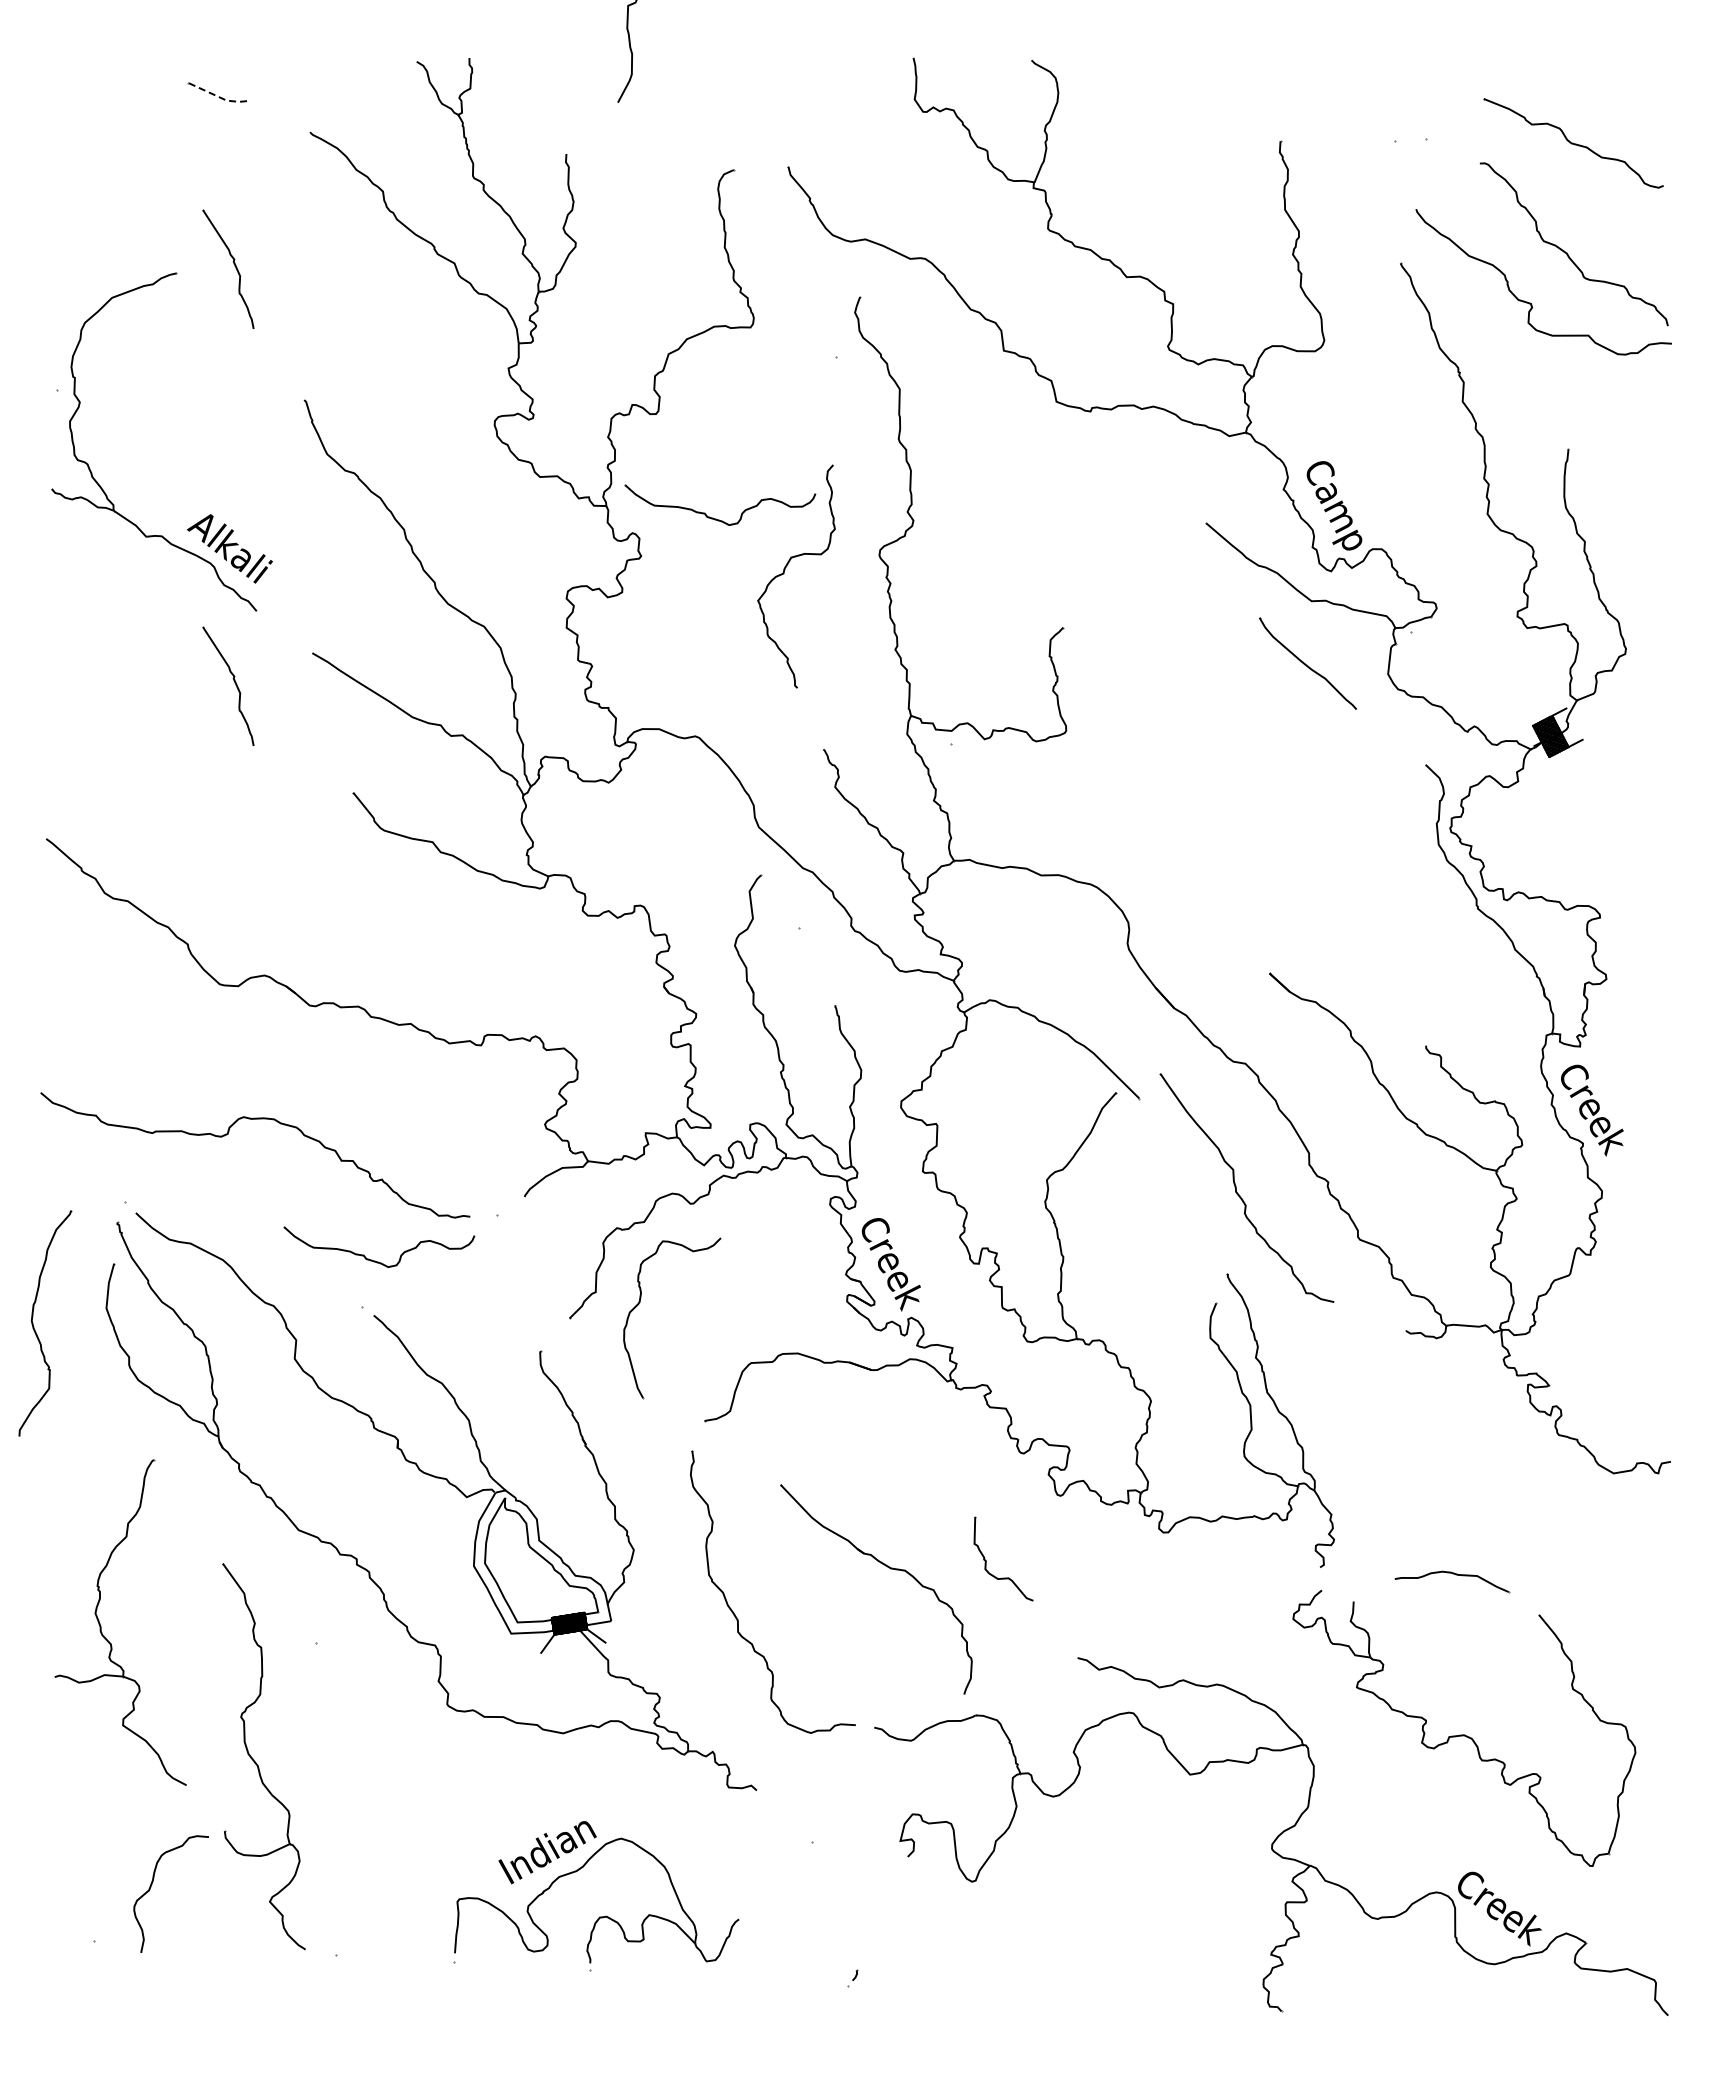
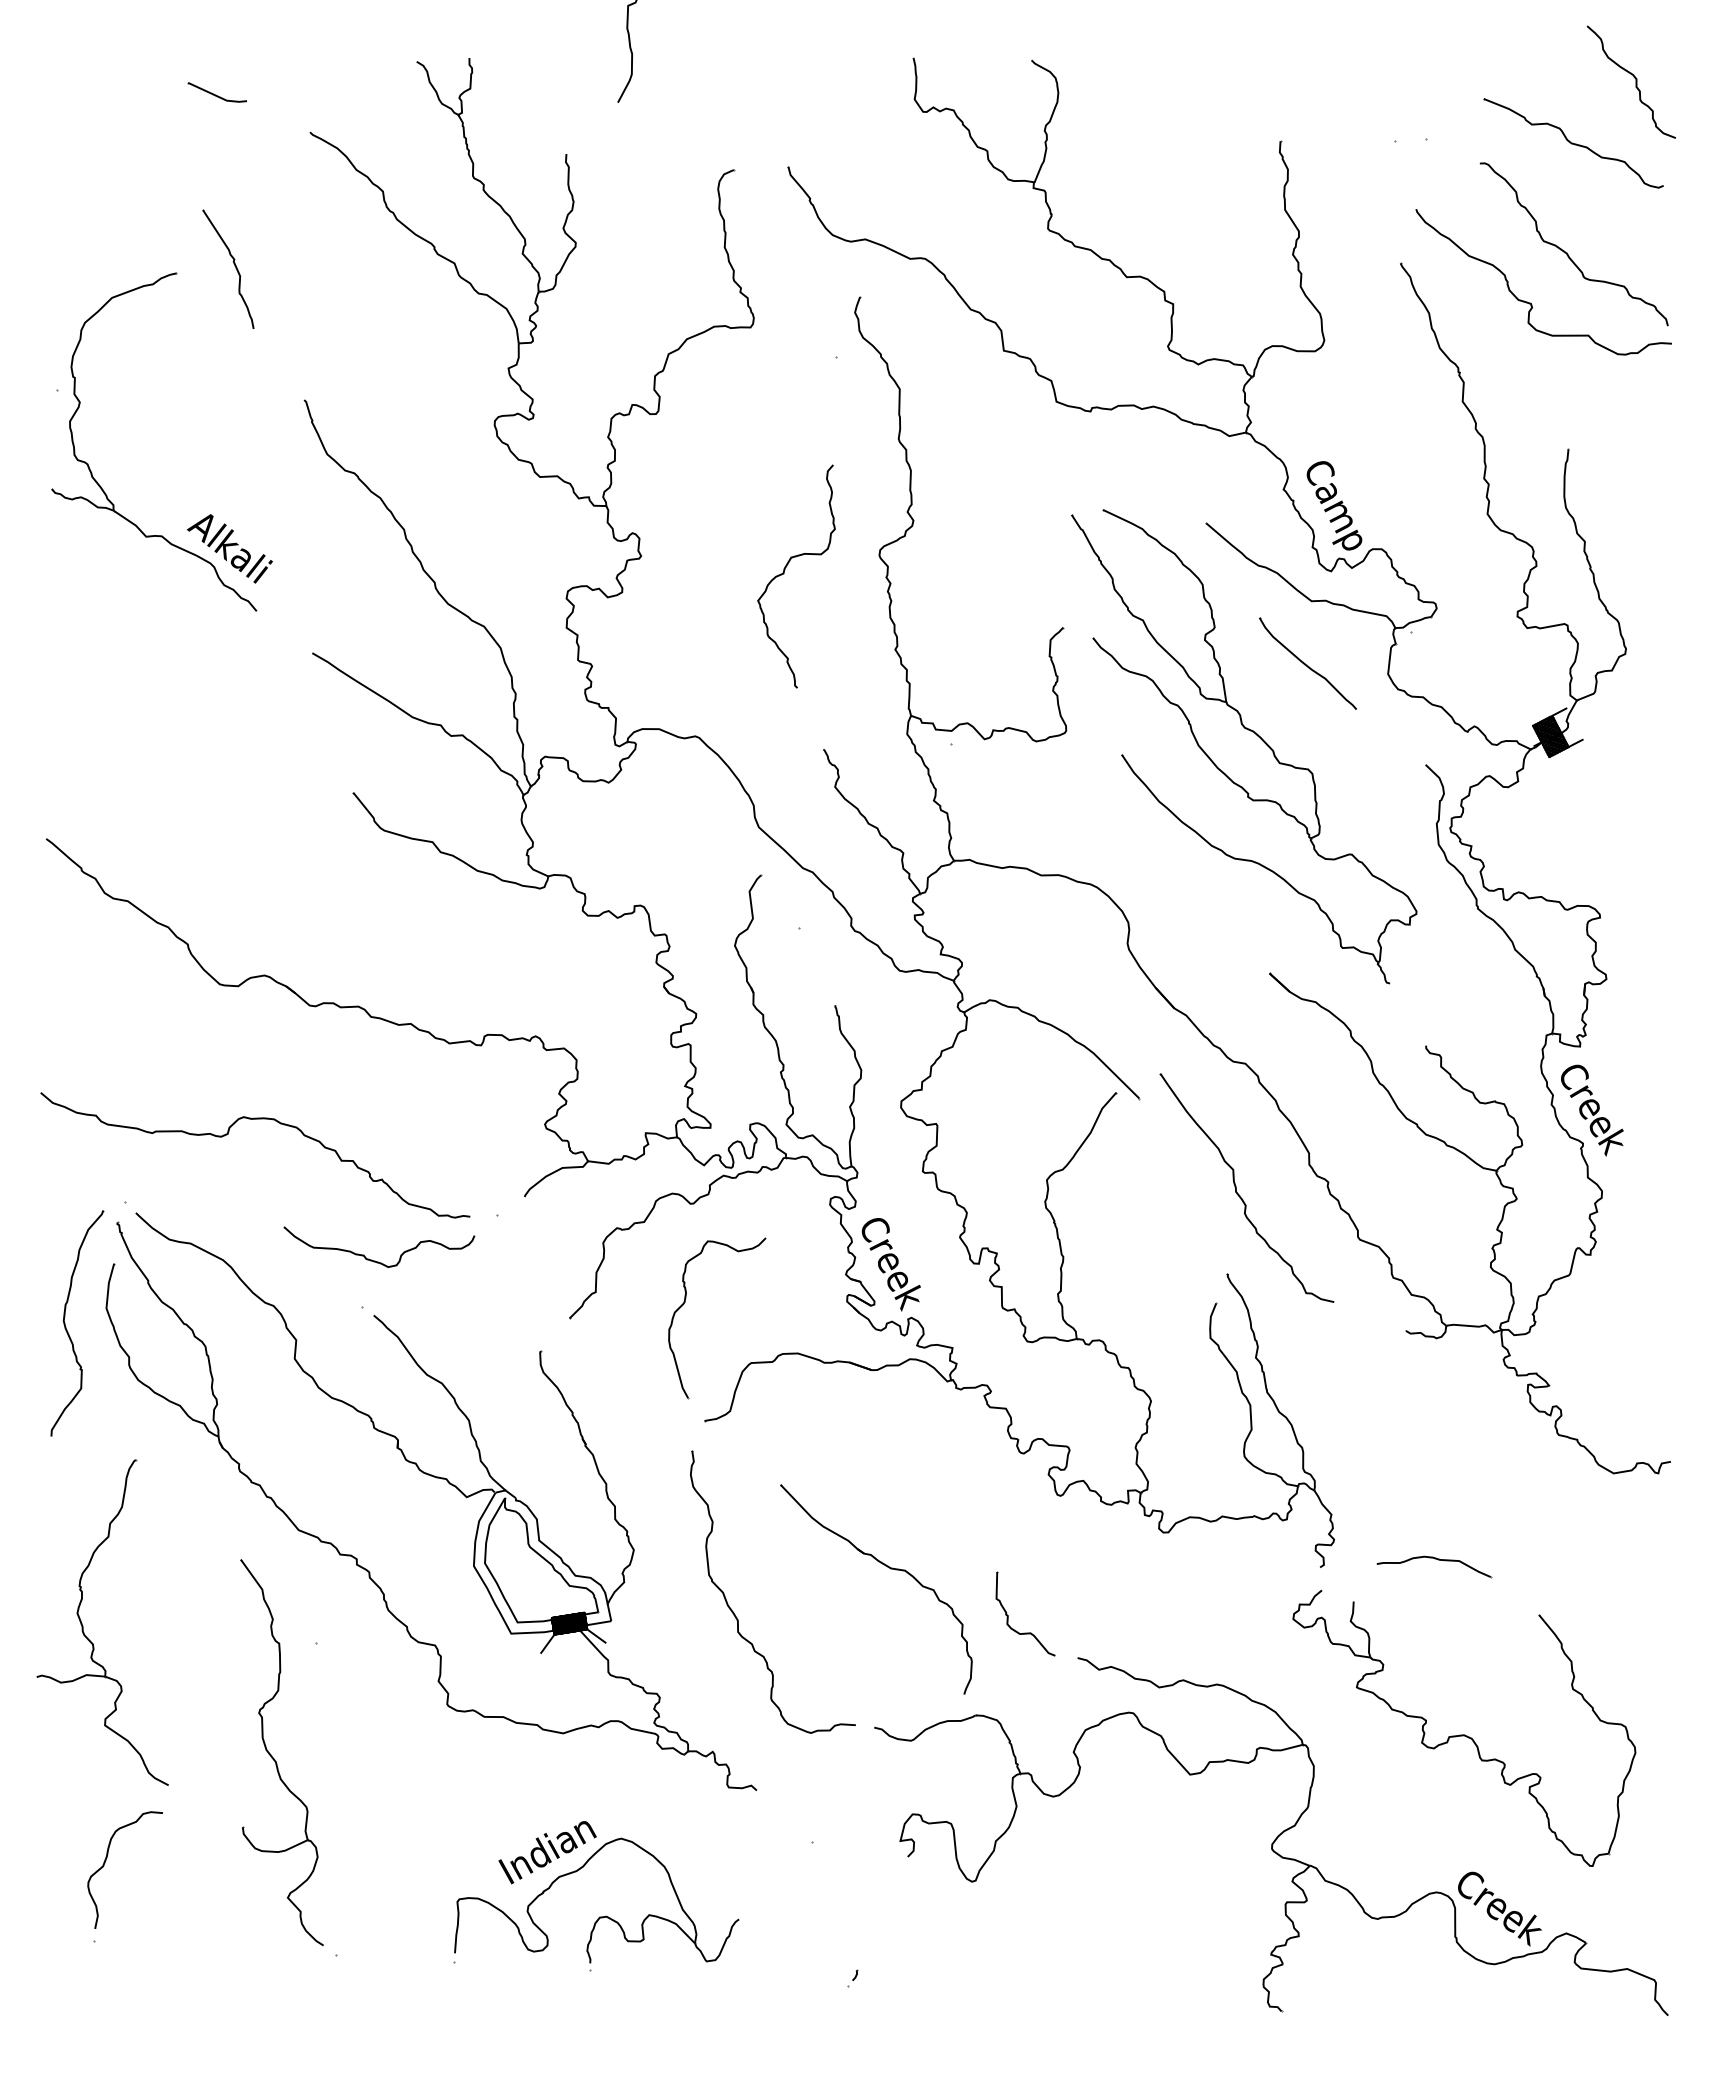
curve: none -> present (1633, 77)
line: dashed -> solid (217, 96)
part: present -> none (716, 518)
part: present -> none (234, 683)
part: none -> present (1252, 732)
part position: (640, 1302) -> (685, 1302) (685, 1302)
part position: (34, 1326) -> (66, 1326) (66, 1326)
part position: (986, 1560) -> (1008, 1615) (1008, 1615)
part position: (1452, 1574) -> (1434, 1559) (1434, 1559)
part position: (101, 1625) -> (83, 1625) (83, 1625)
part position: (256, 1762) -> (274, 1758) (274, 1758)
curve position: (151, 1887) -> (105, 1863) (105, 1863)
